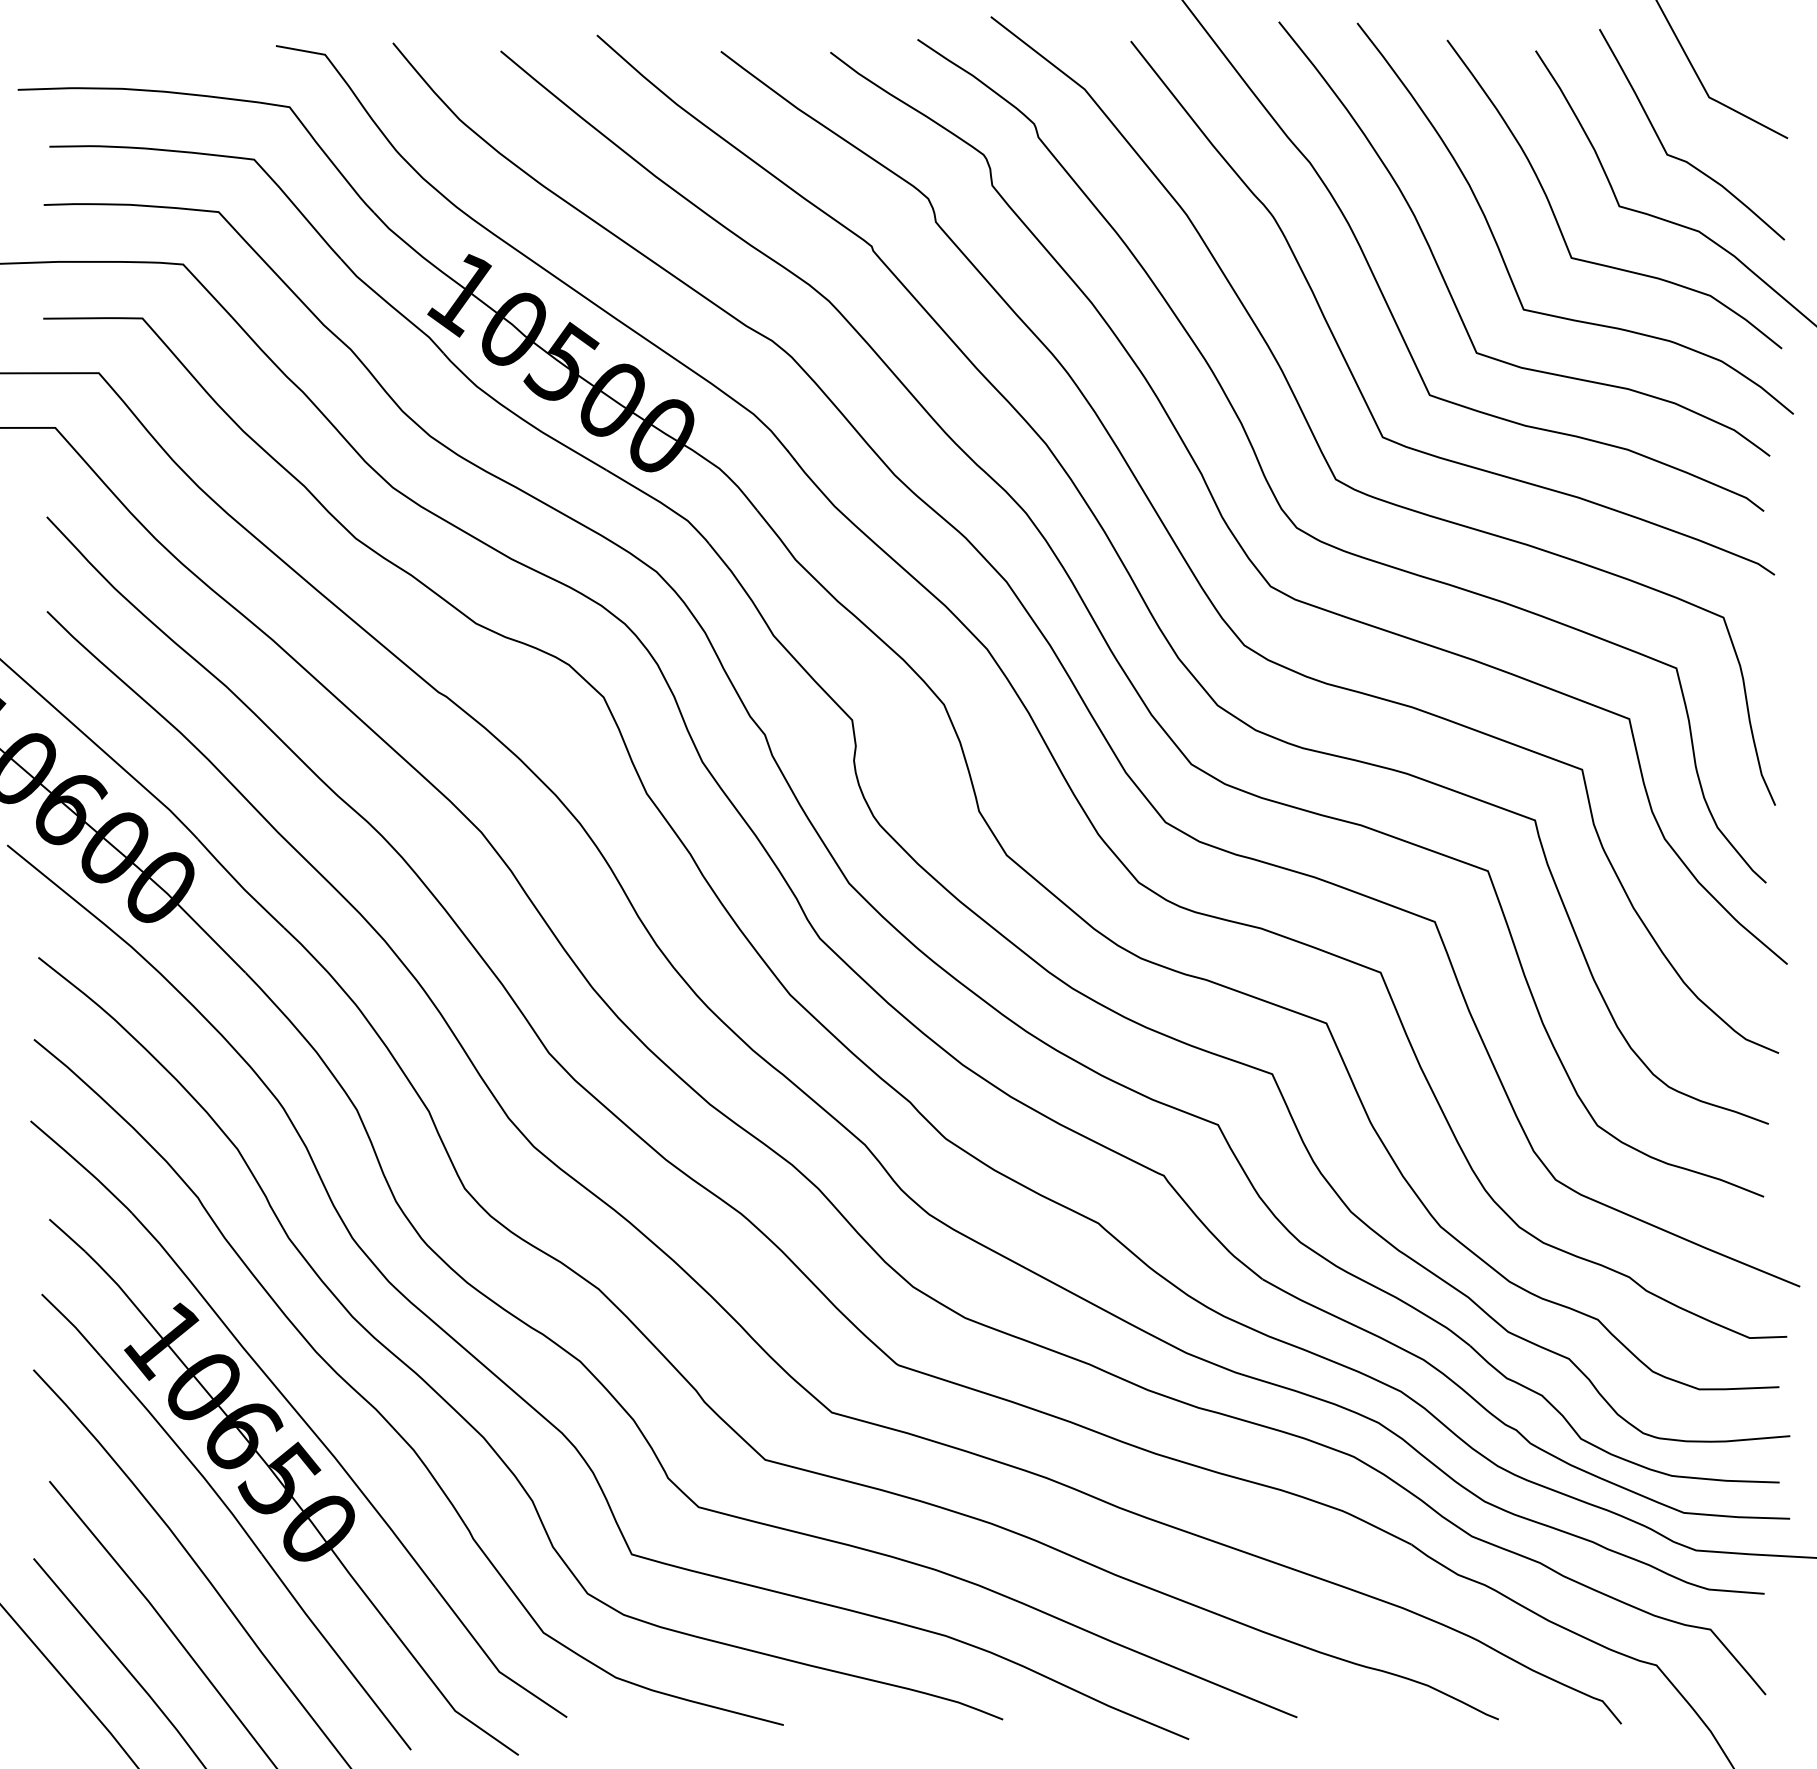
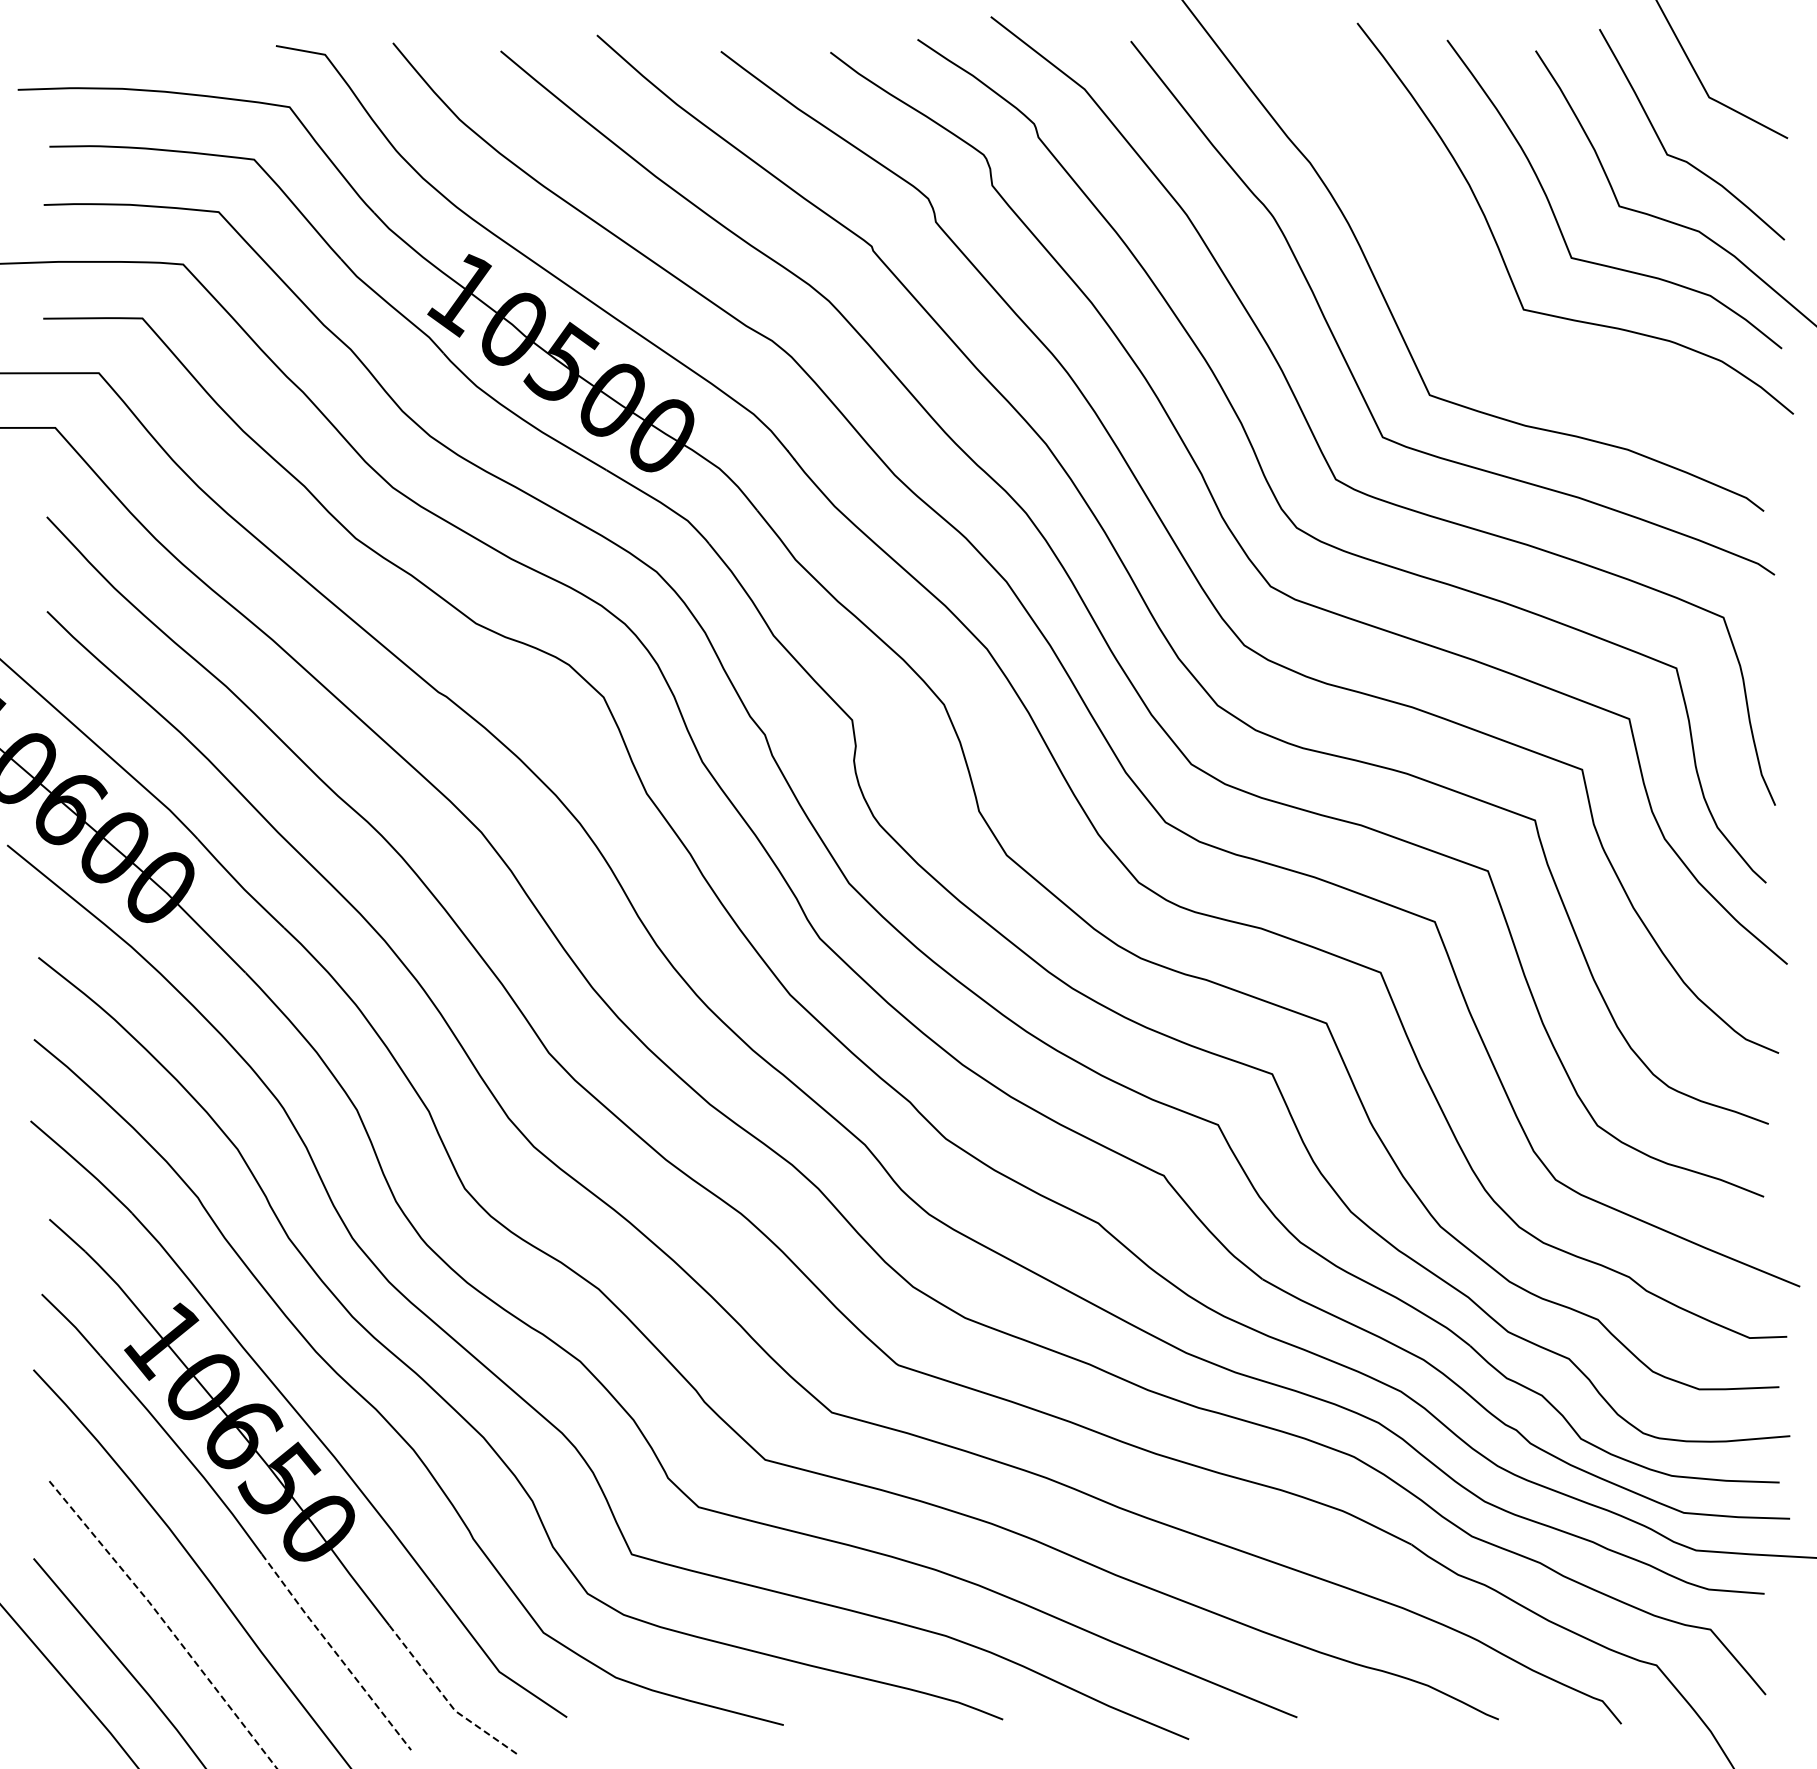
curve: present -> none (1442, 273)
line: solid -> dashed (165, 1623)
line: solid -> dashed (334, 1651)
line: solid -> dashed (446, 1699)
